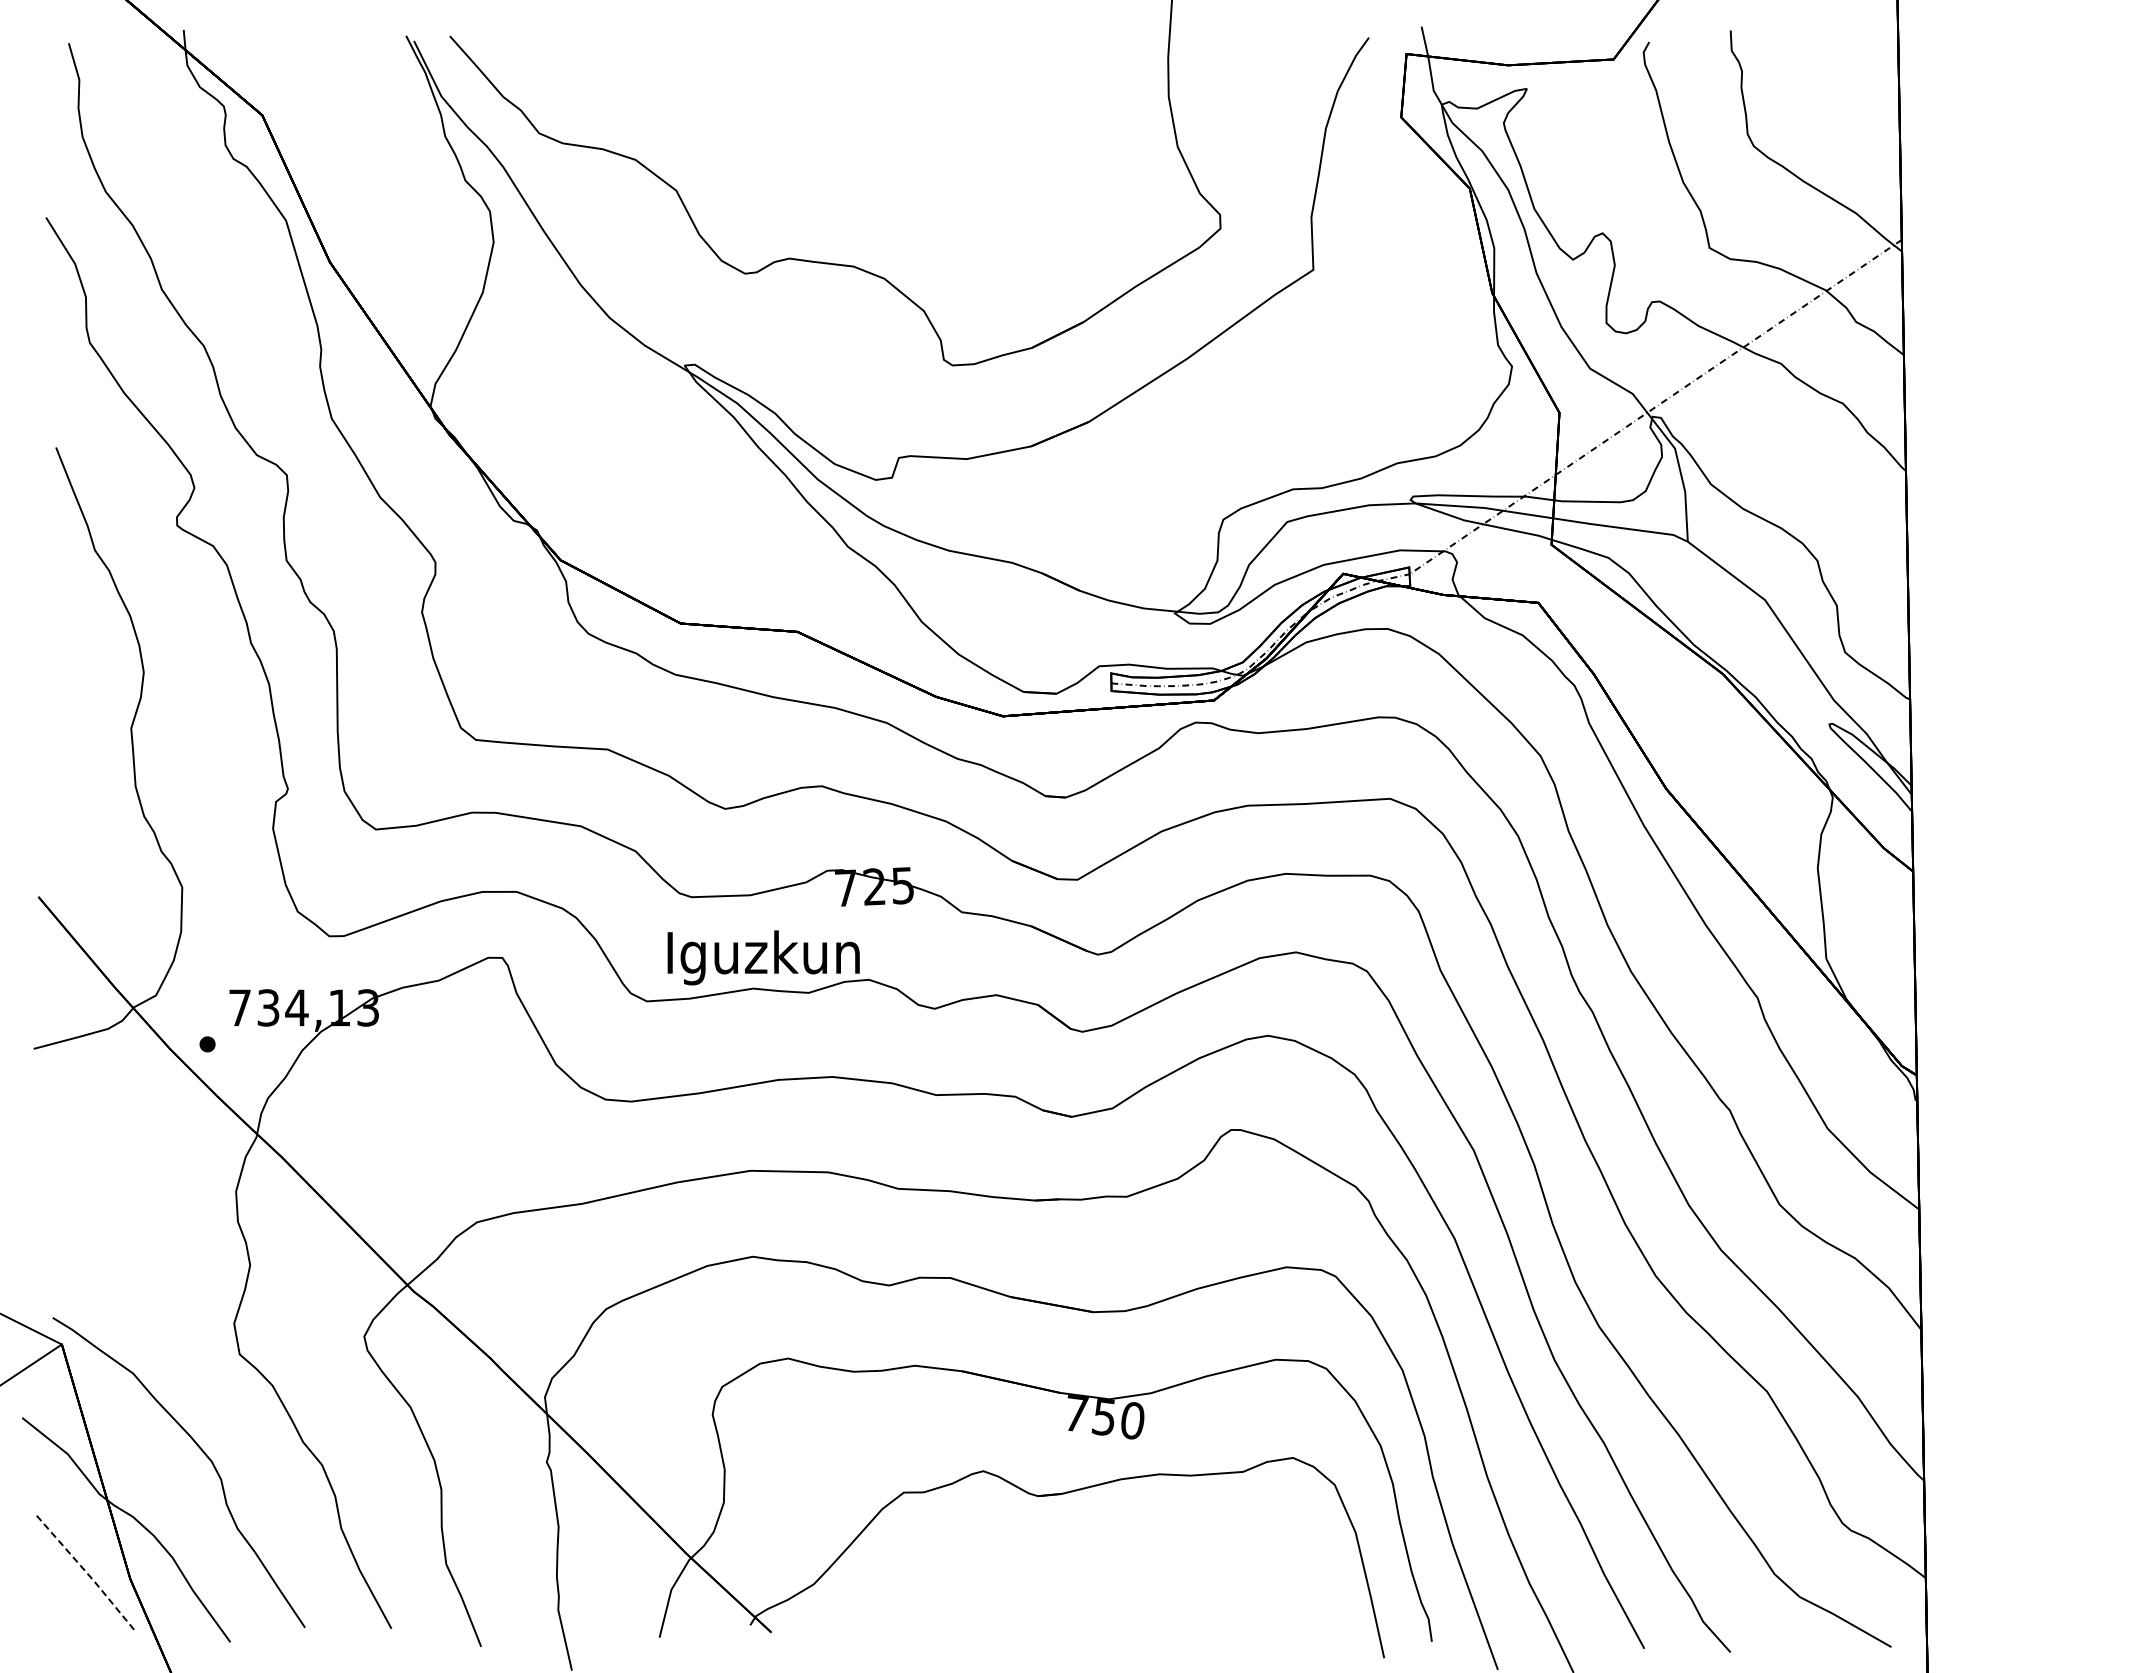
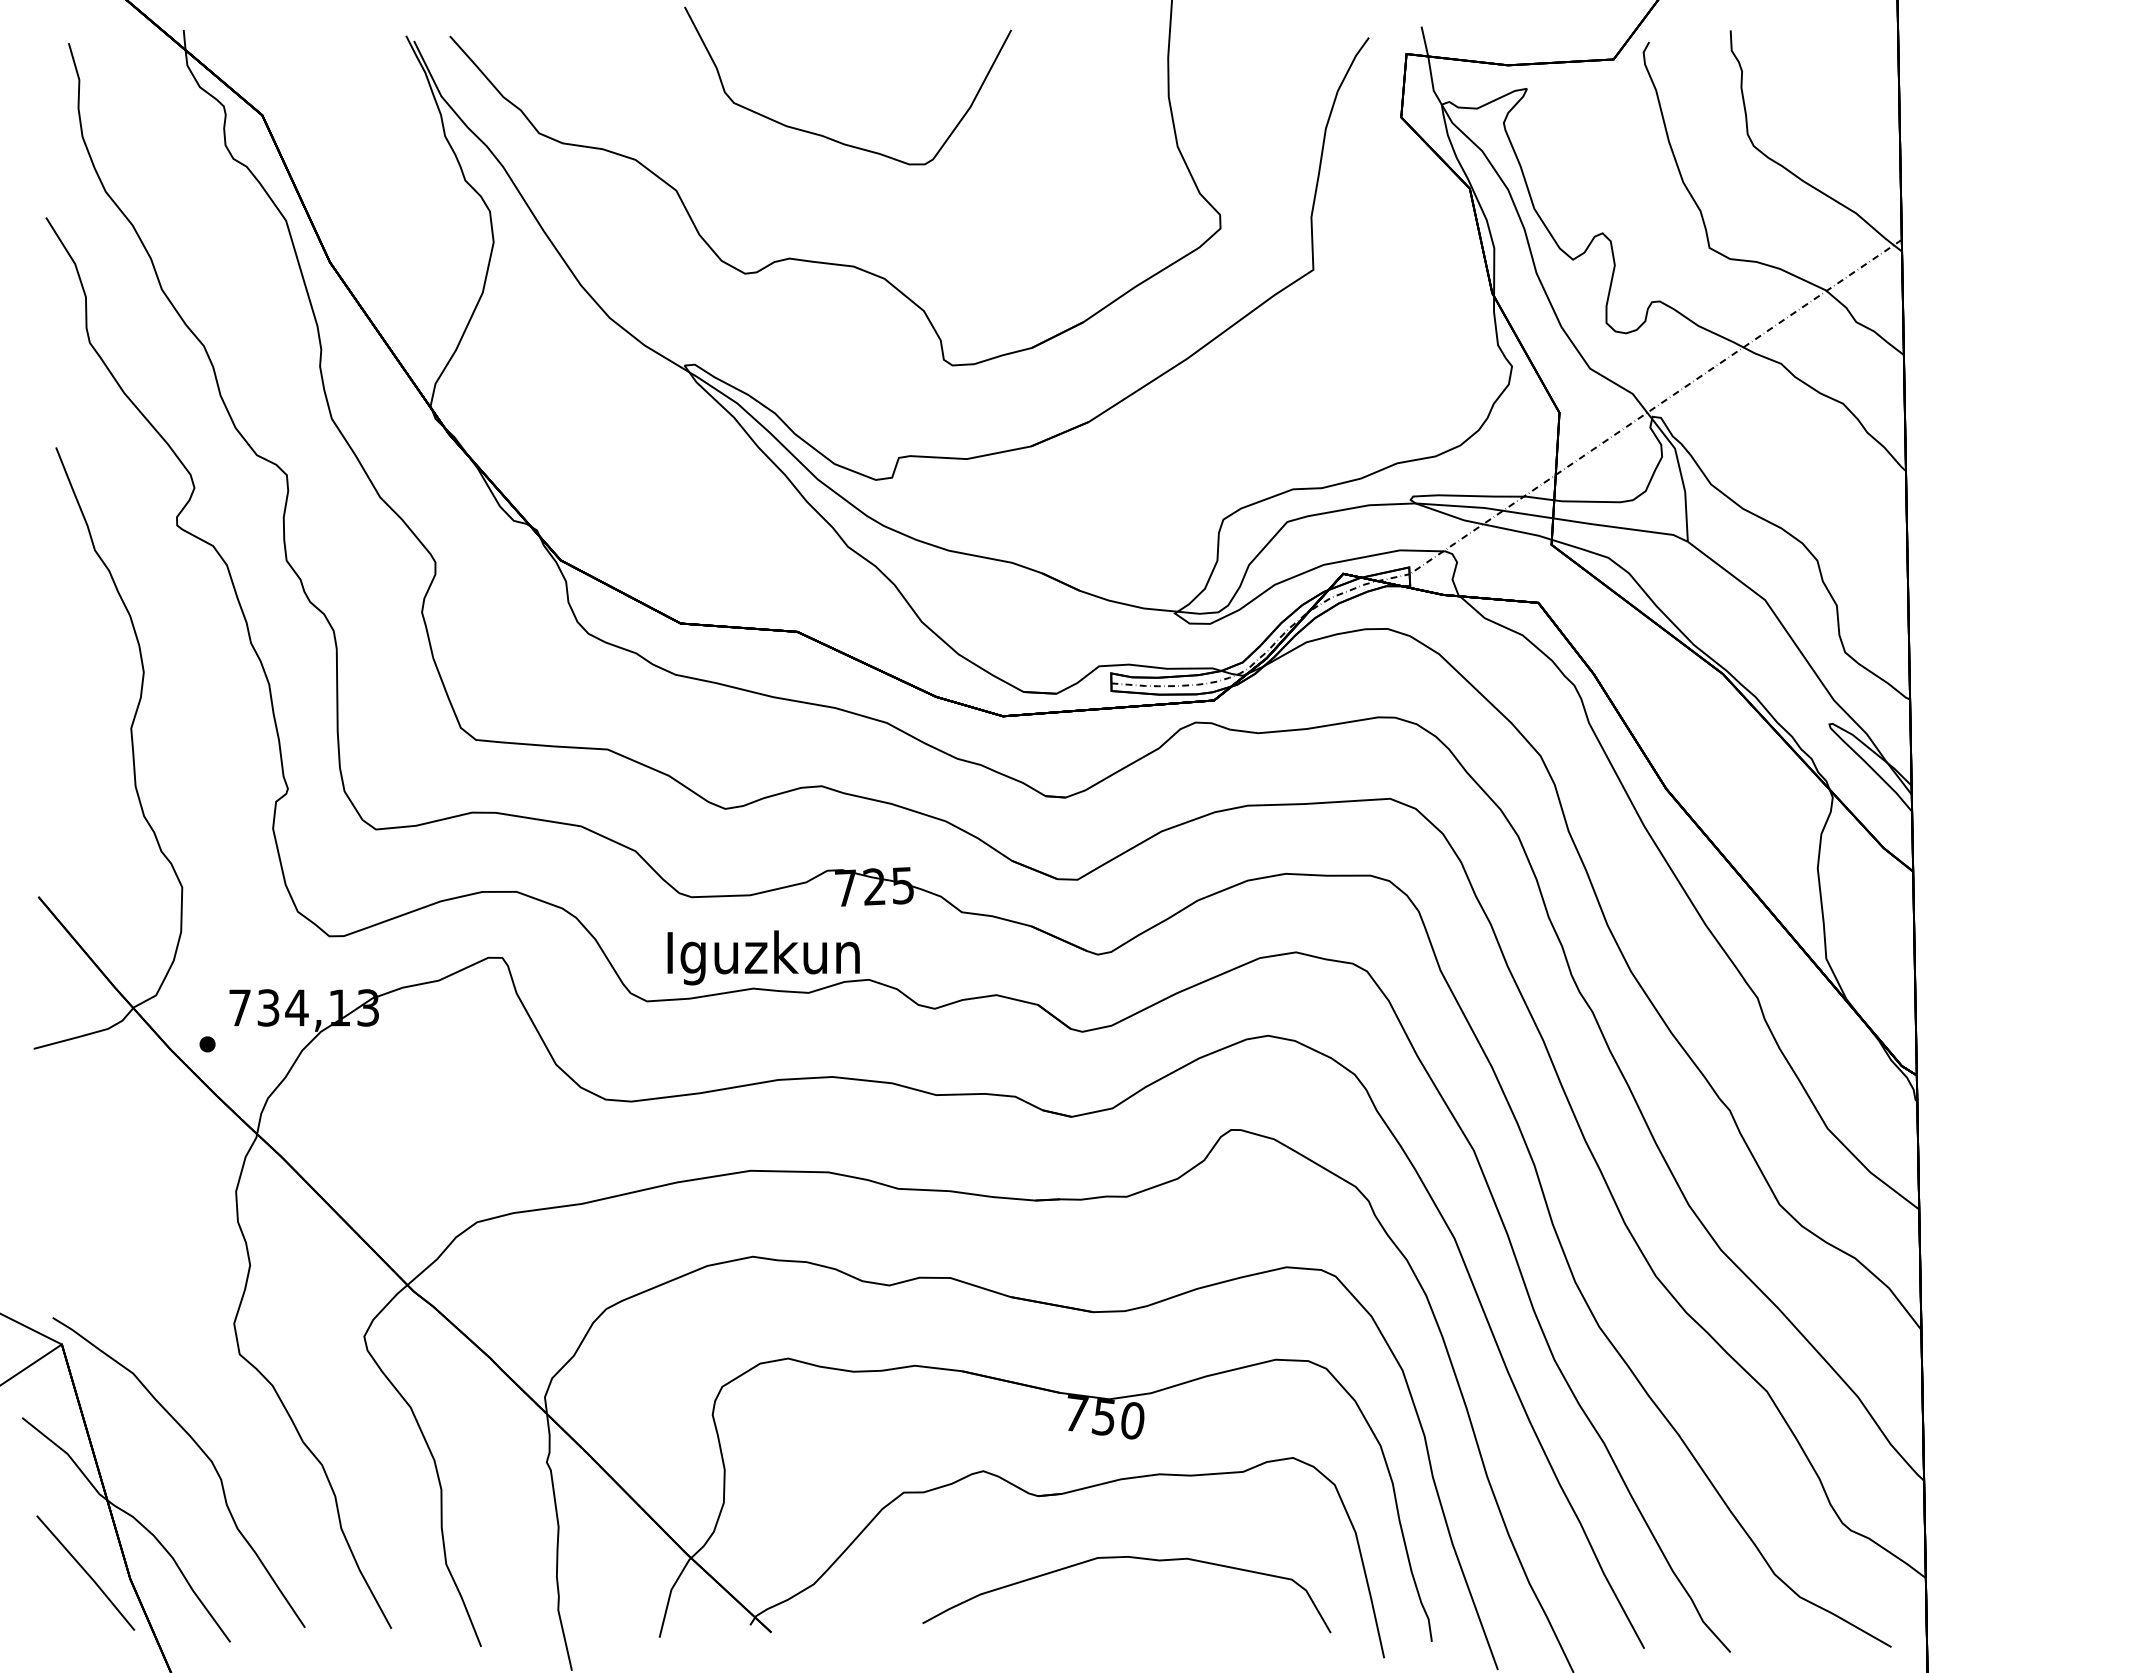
curve: none -> present (827, 136)
curve: none -> present (1131, 1558)
line: dashed -> solid (86, 1573)
